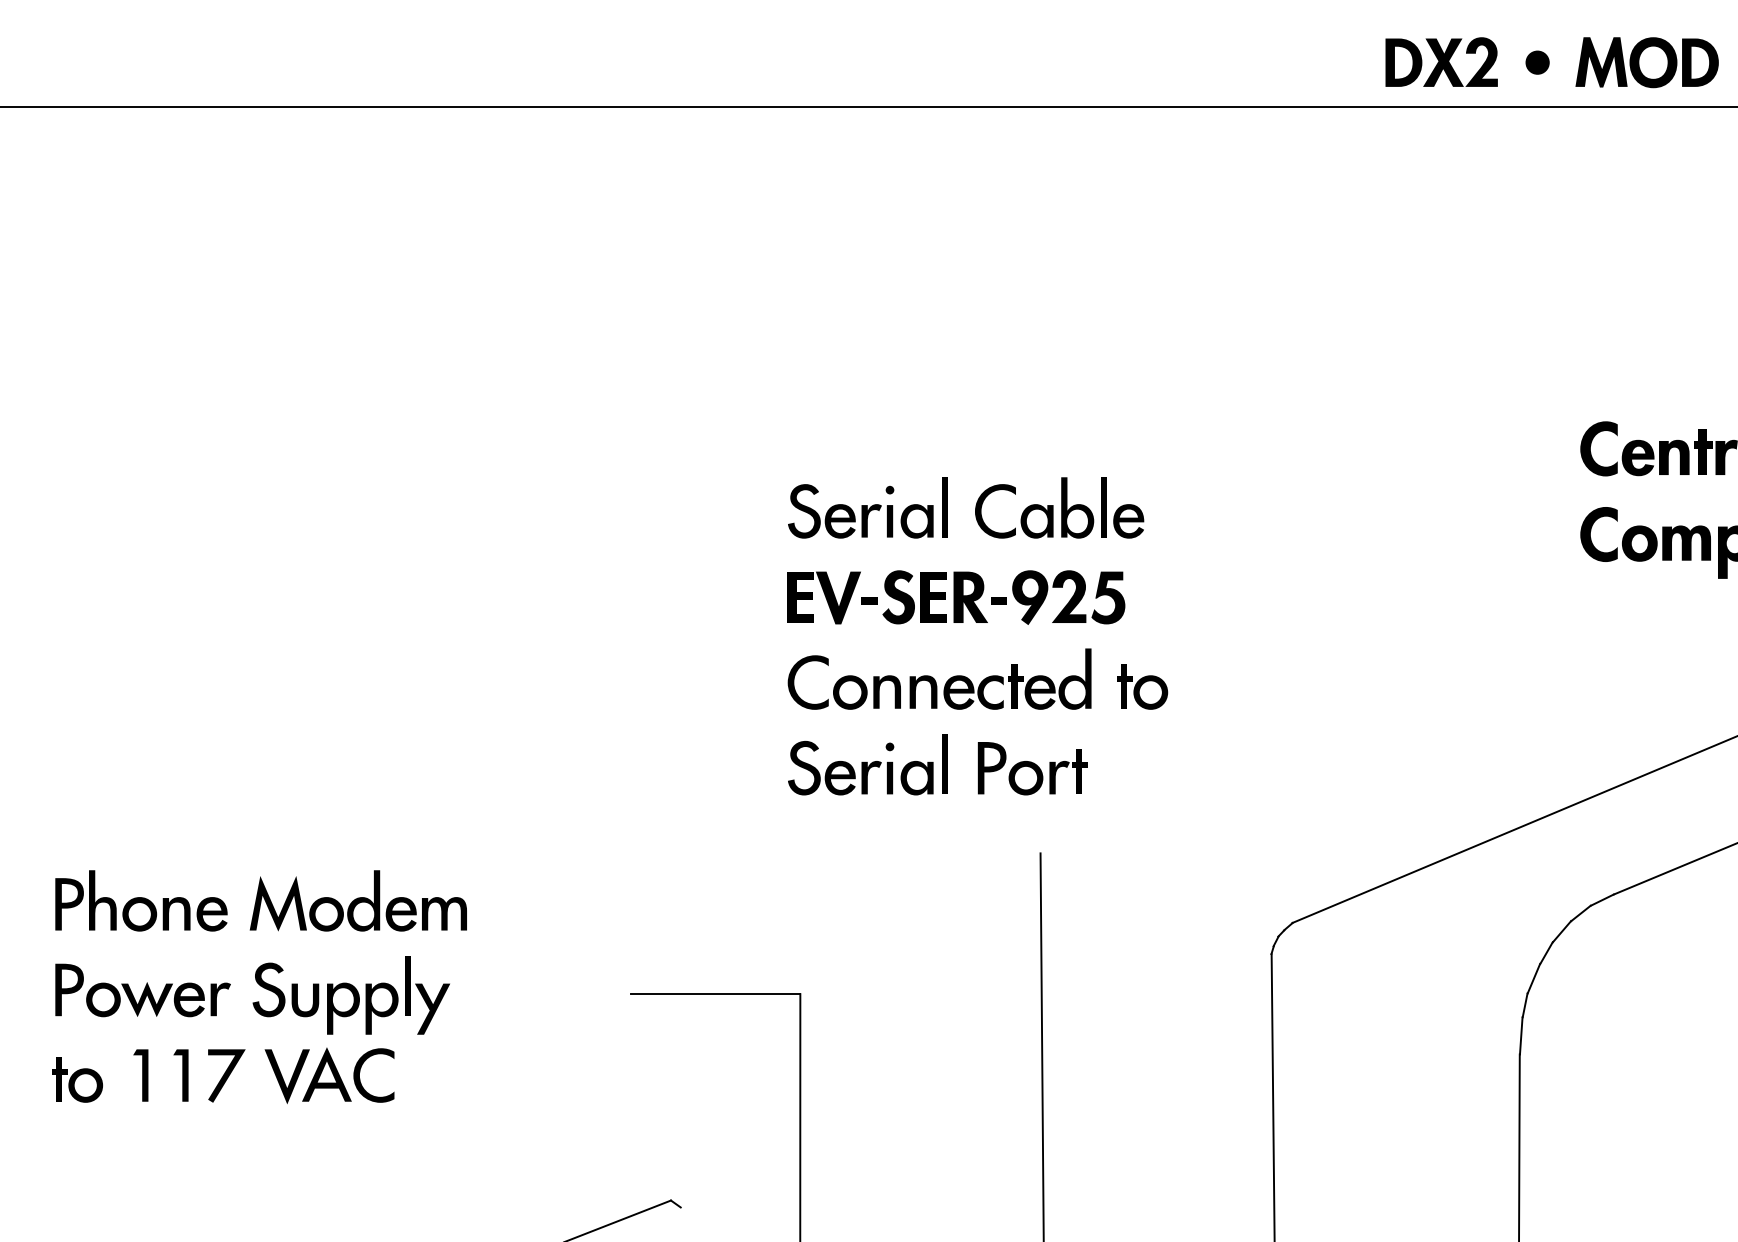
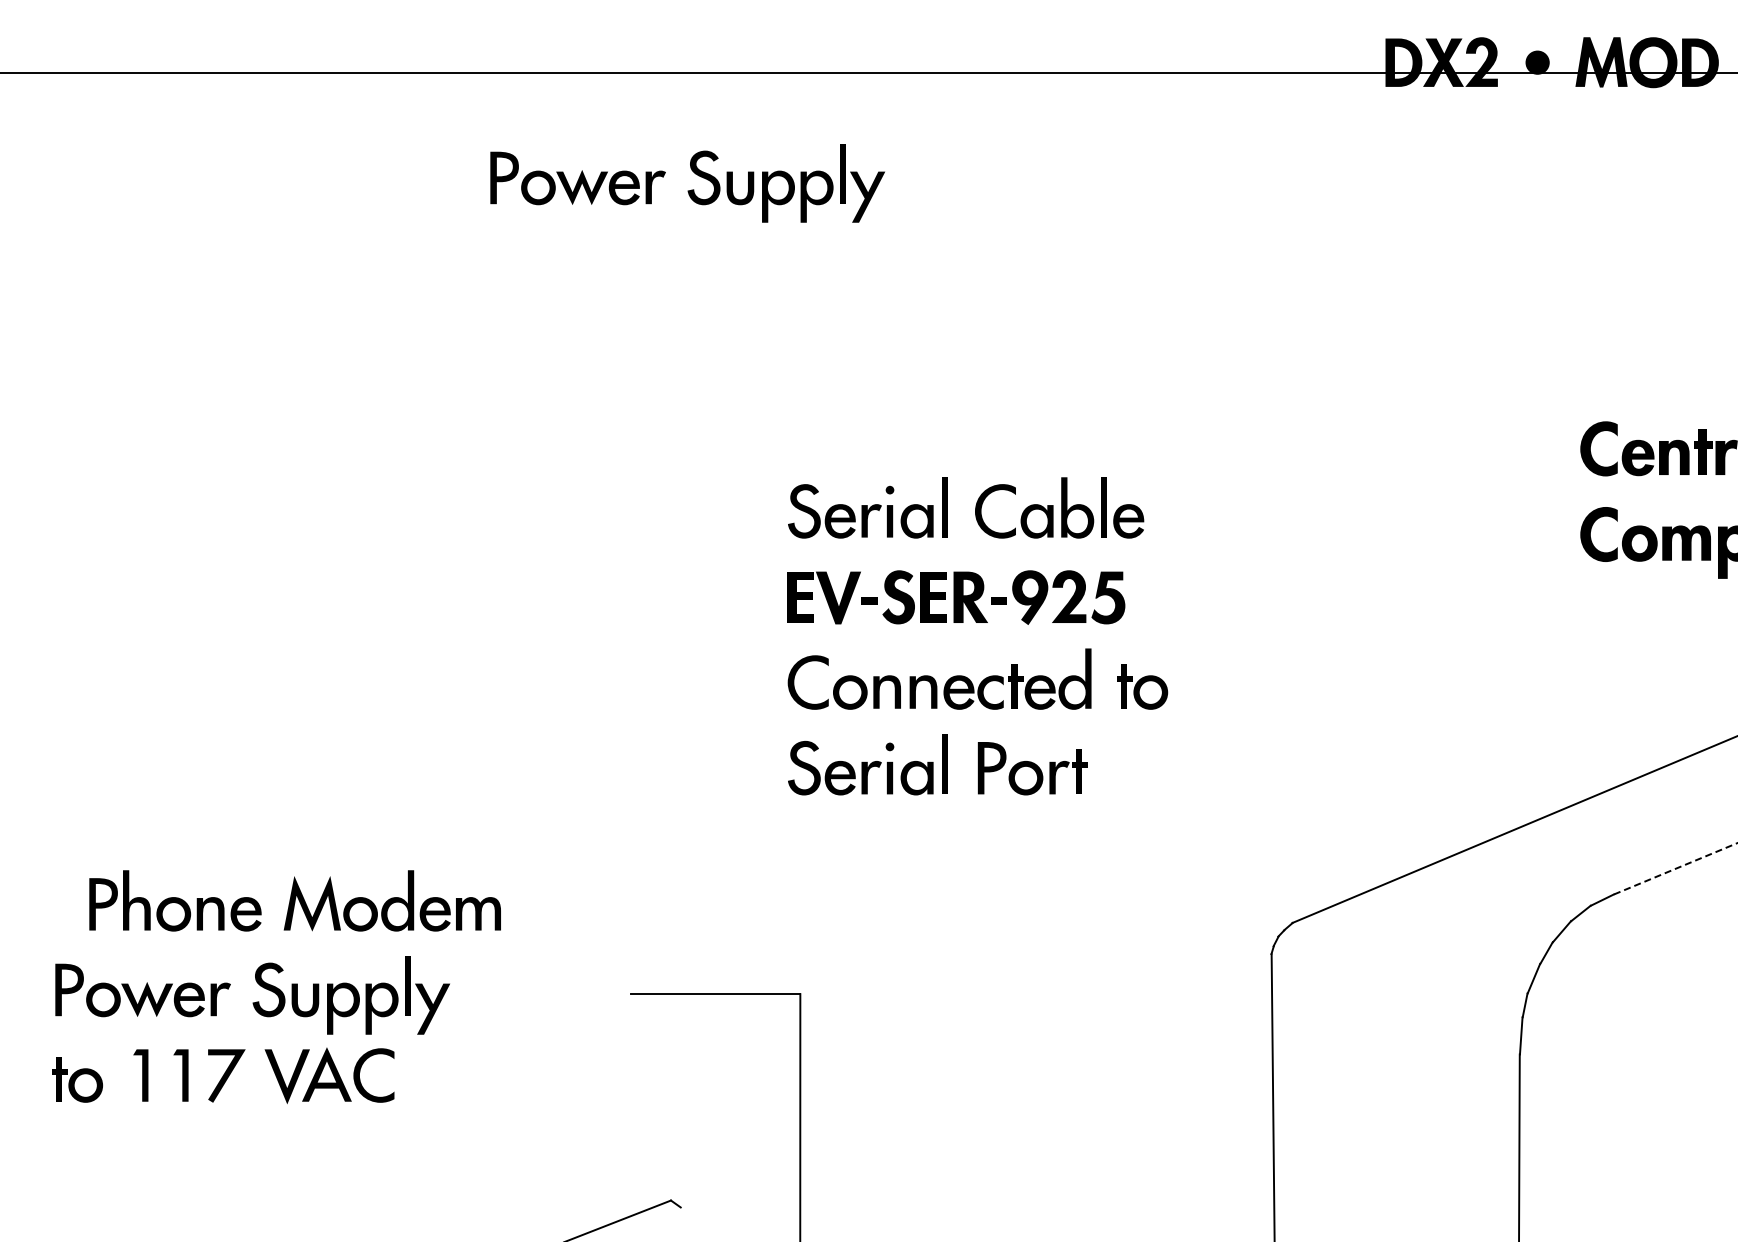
line position: (868, 107) -> (868, 73) (868, 73)
part: none -> present (687, 190)
line: solid -> dashed (1675, 868)
part position: (260, 900) -> (294, 900) (294, 900)
line: present -> none (1041, 1045)
